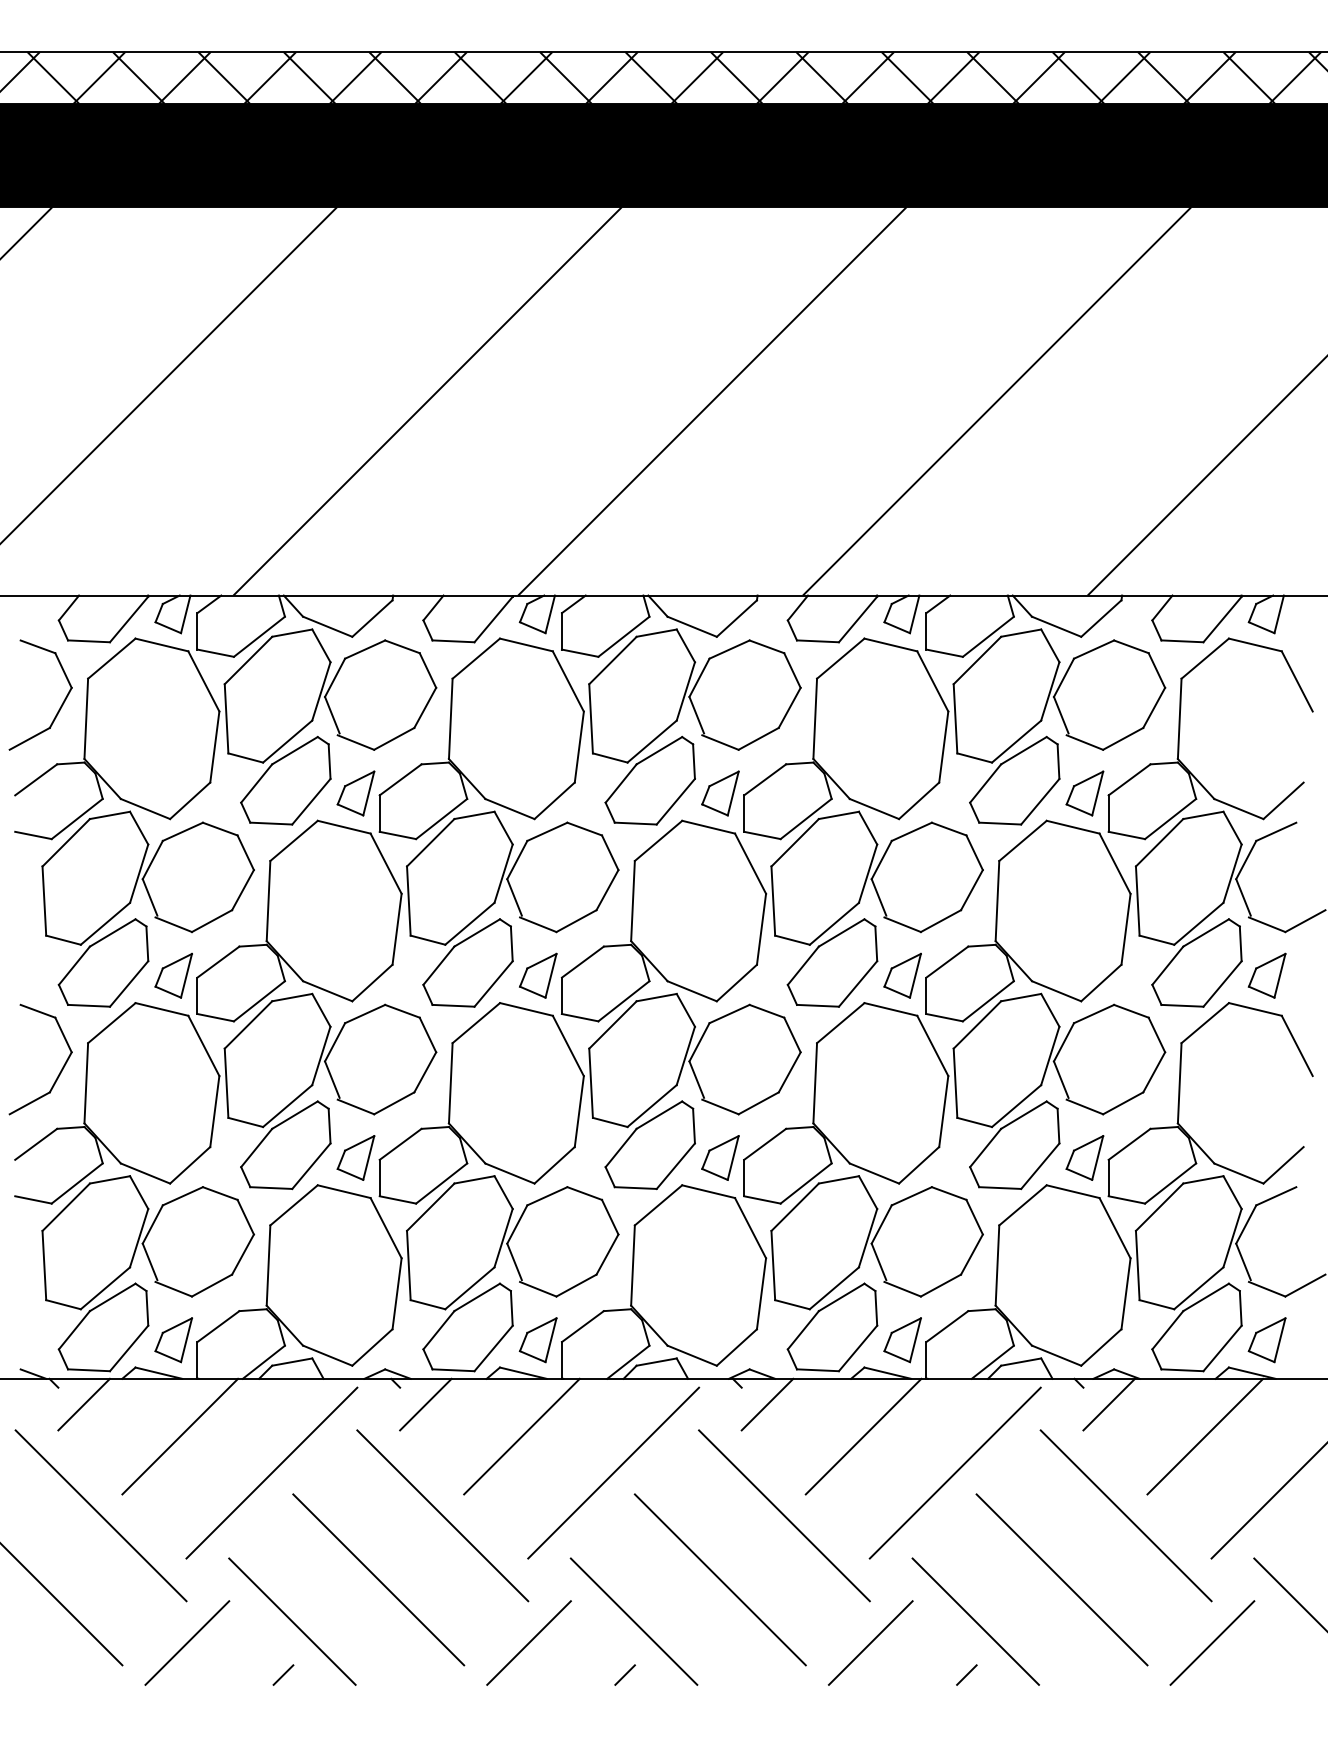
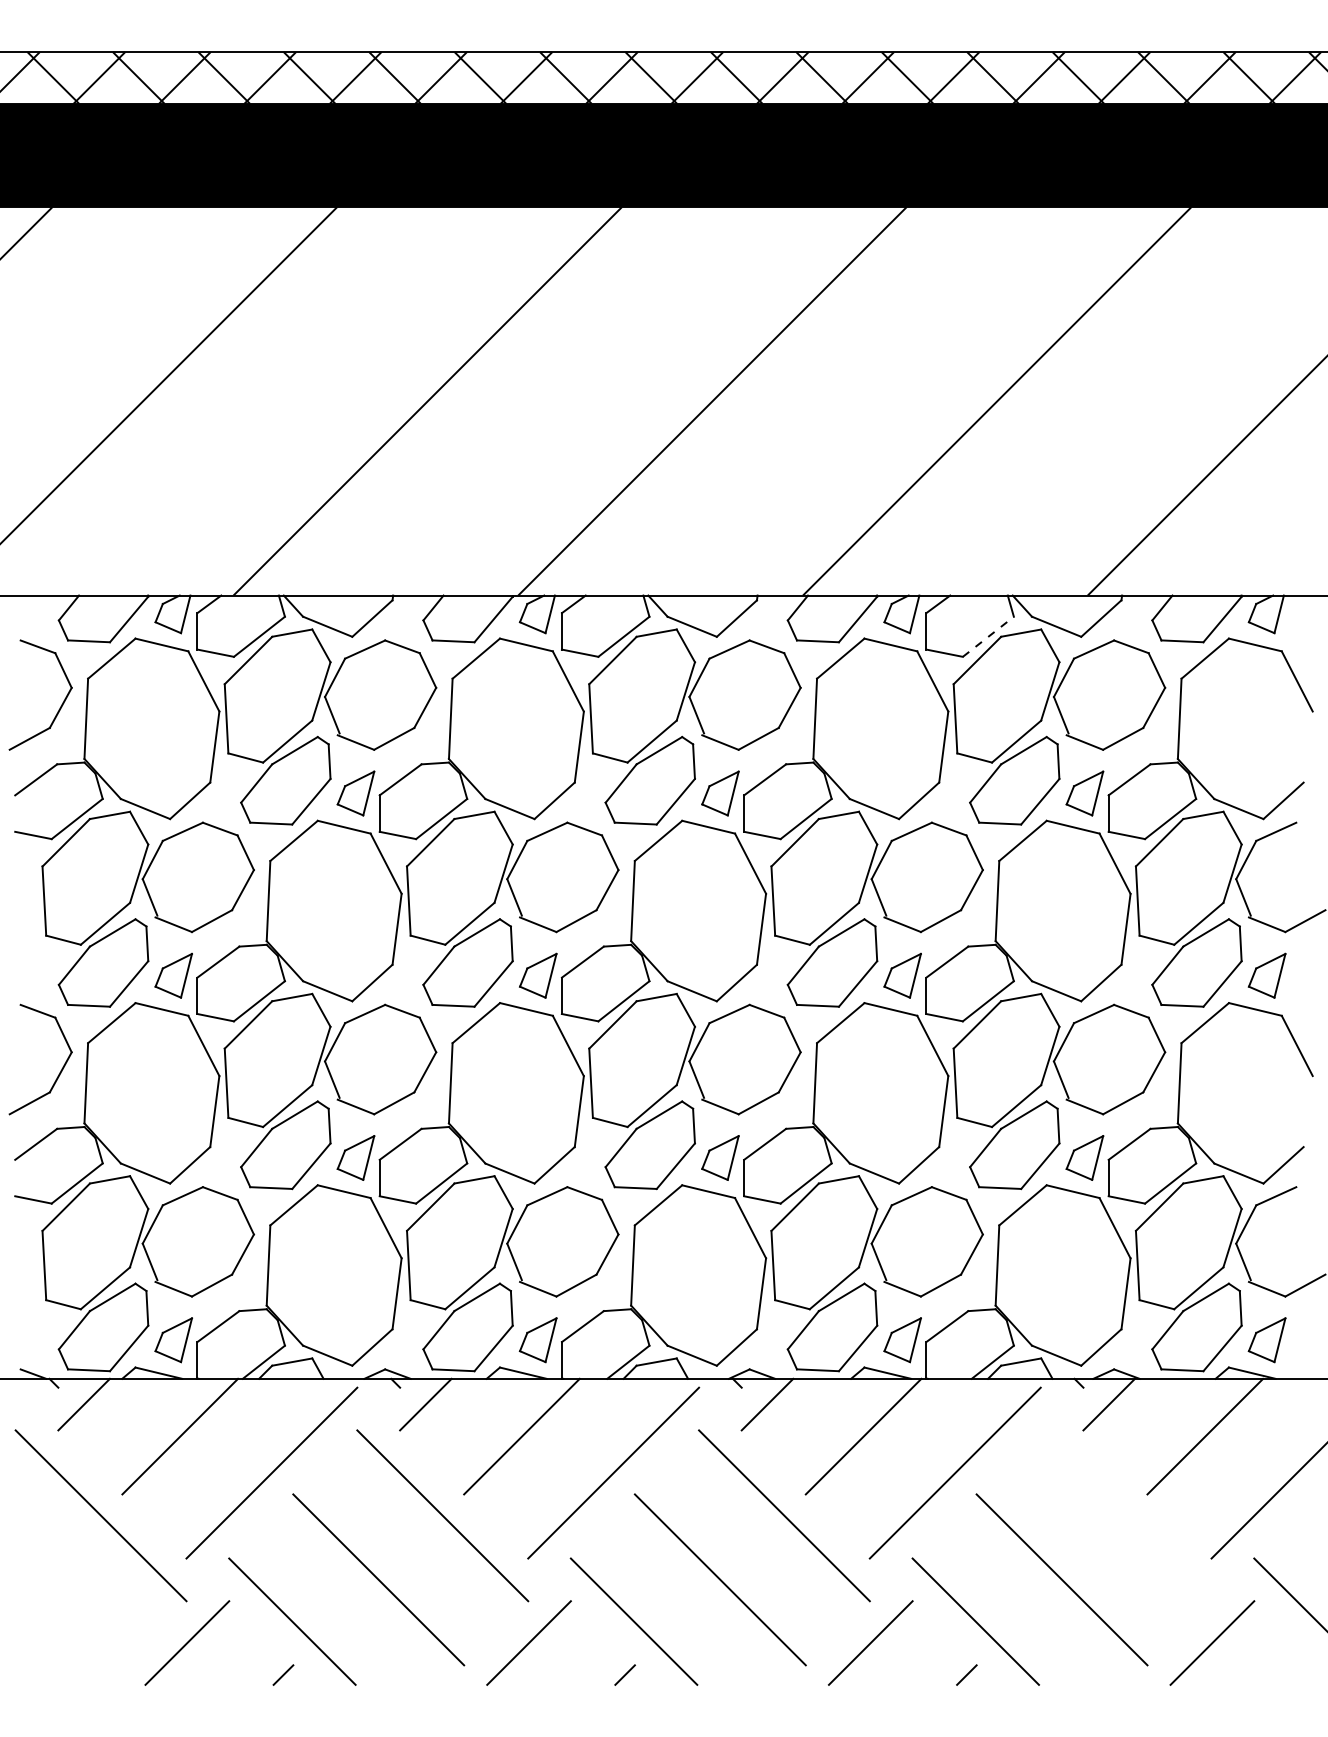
line: solid -> dashed (988, 636)
line: present -> none (1125, 1515)
line: present -> none (62, 1605)
